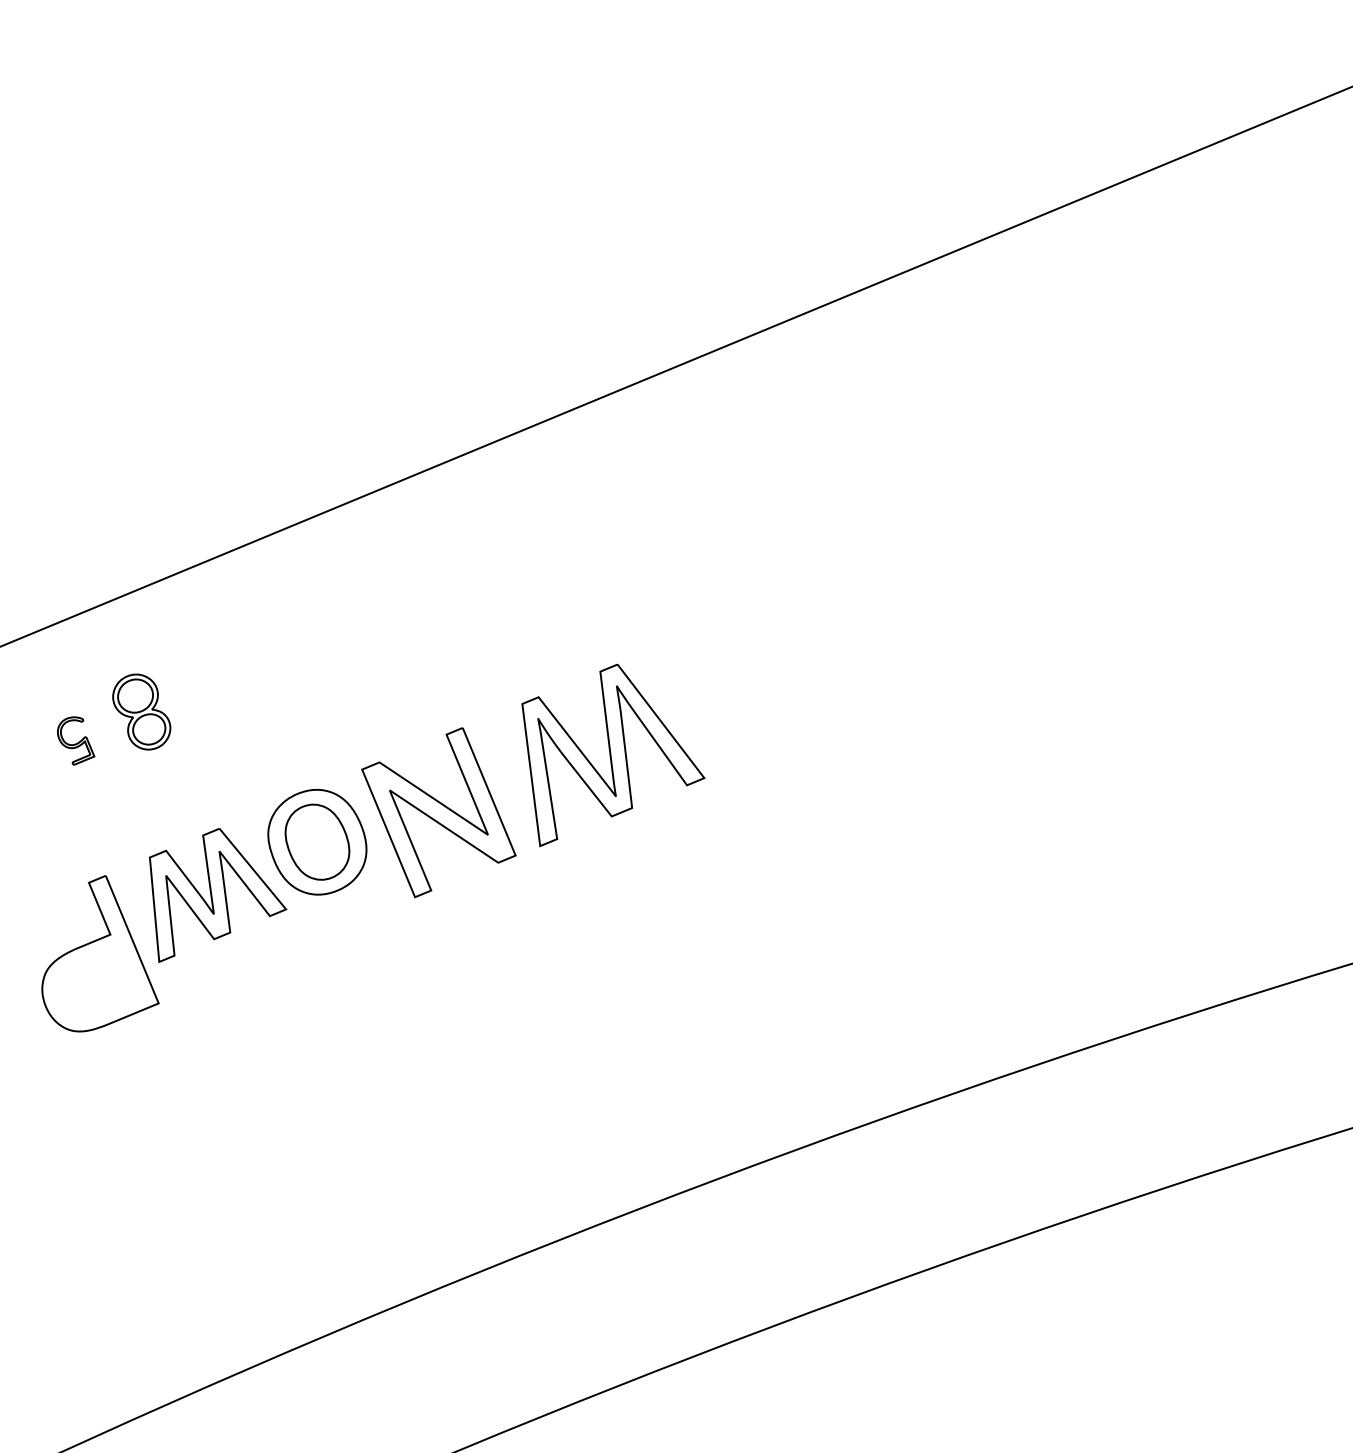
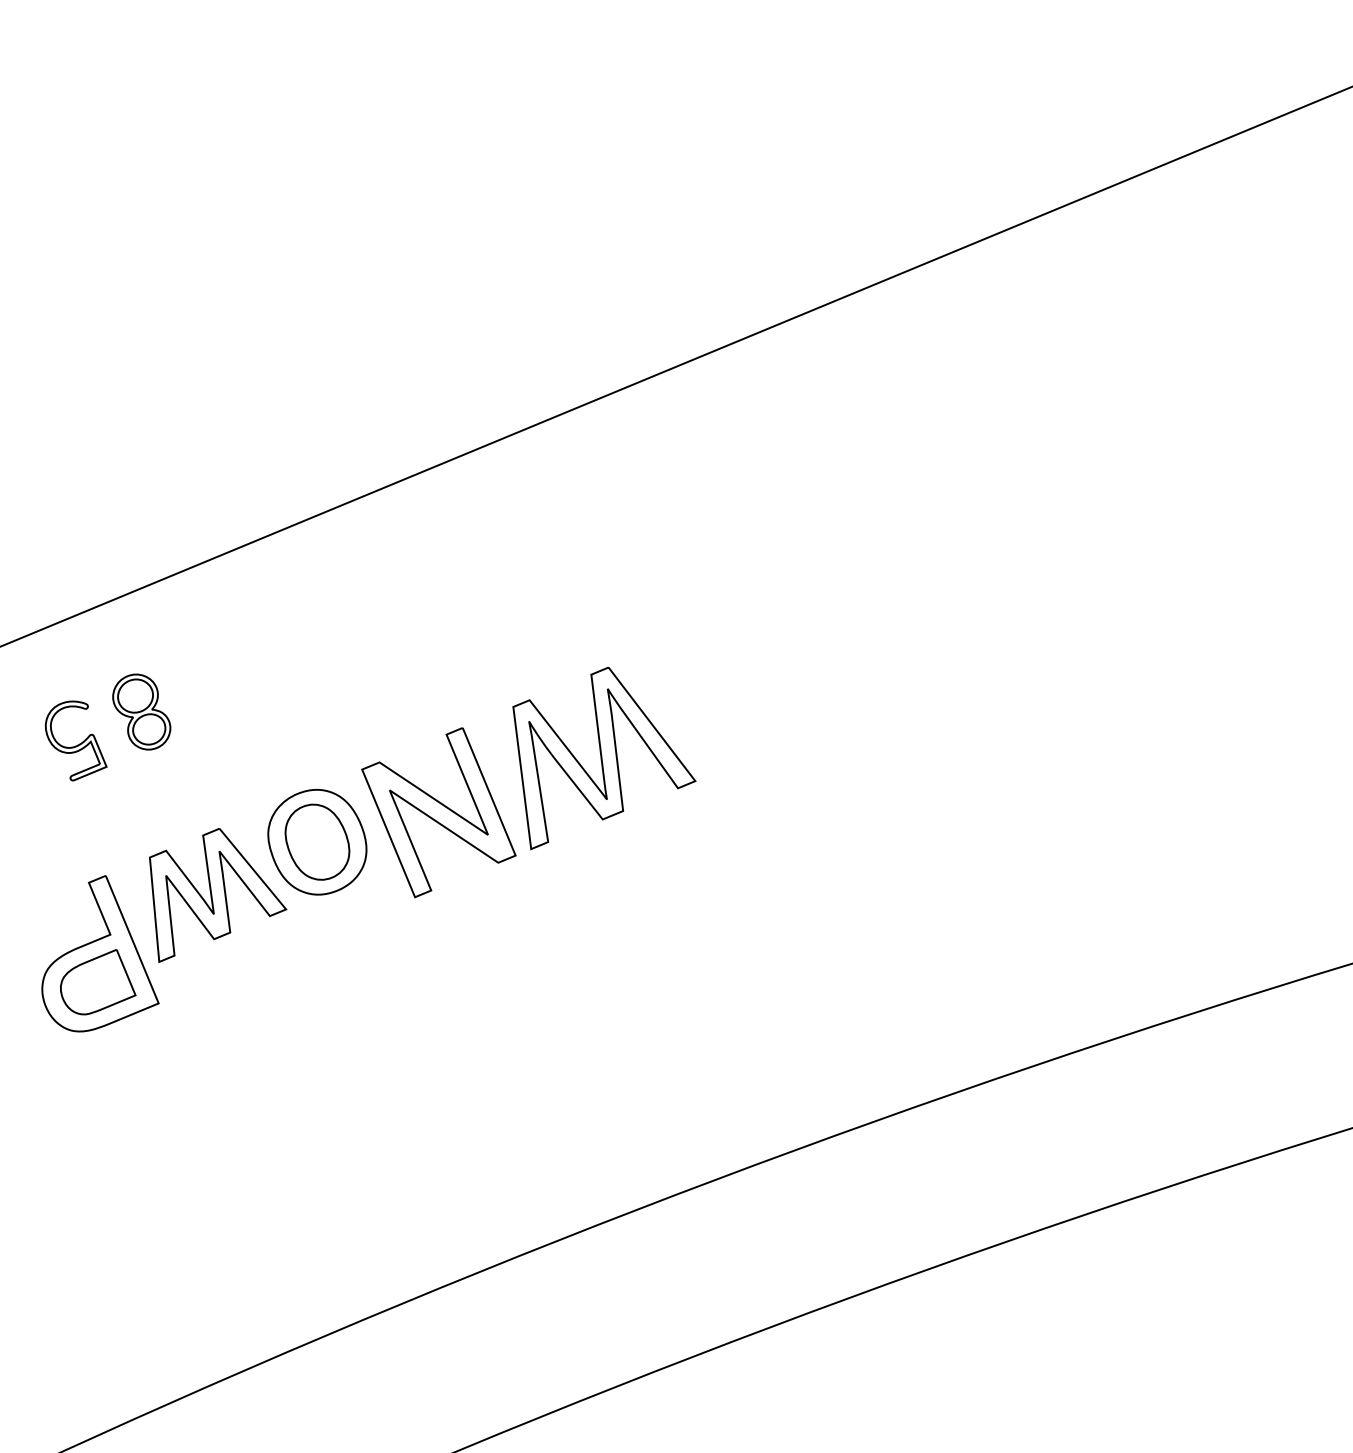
part size: 39x50 px -> 64x82 px (75, 740)
part position: (613, 755) -> (604, 758) (604, 758)
part: none -> present (98, 982)
